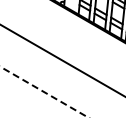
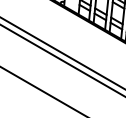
line: none -> present (62, 52)
line: dashed -> solid (44, 92)
